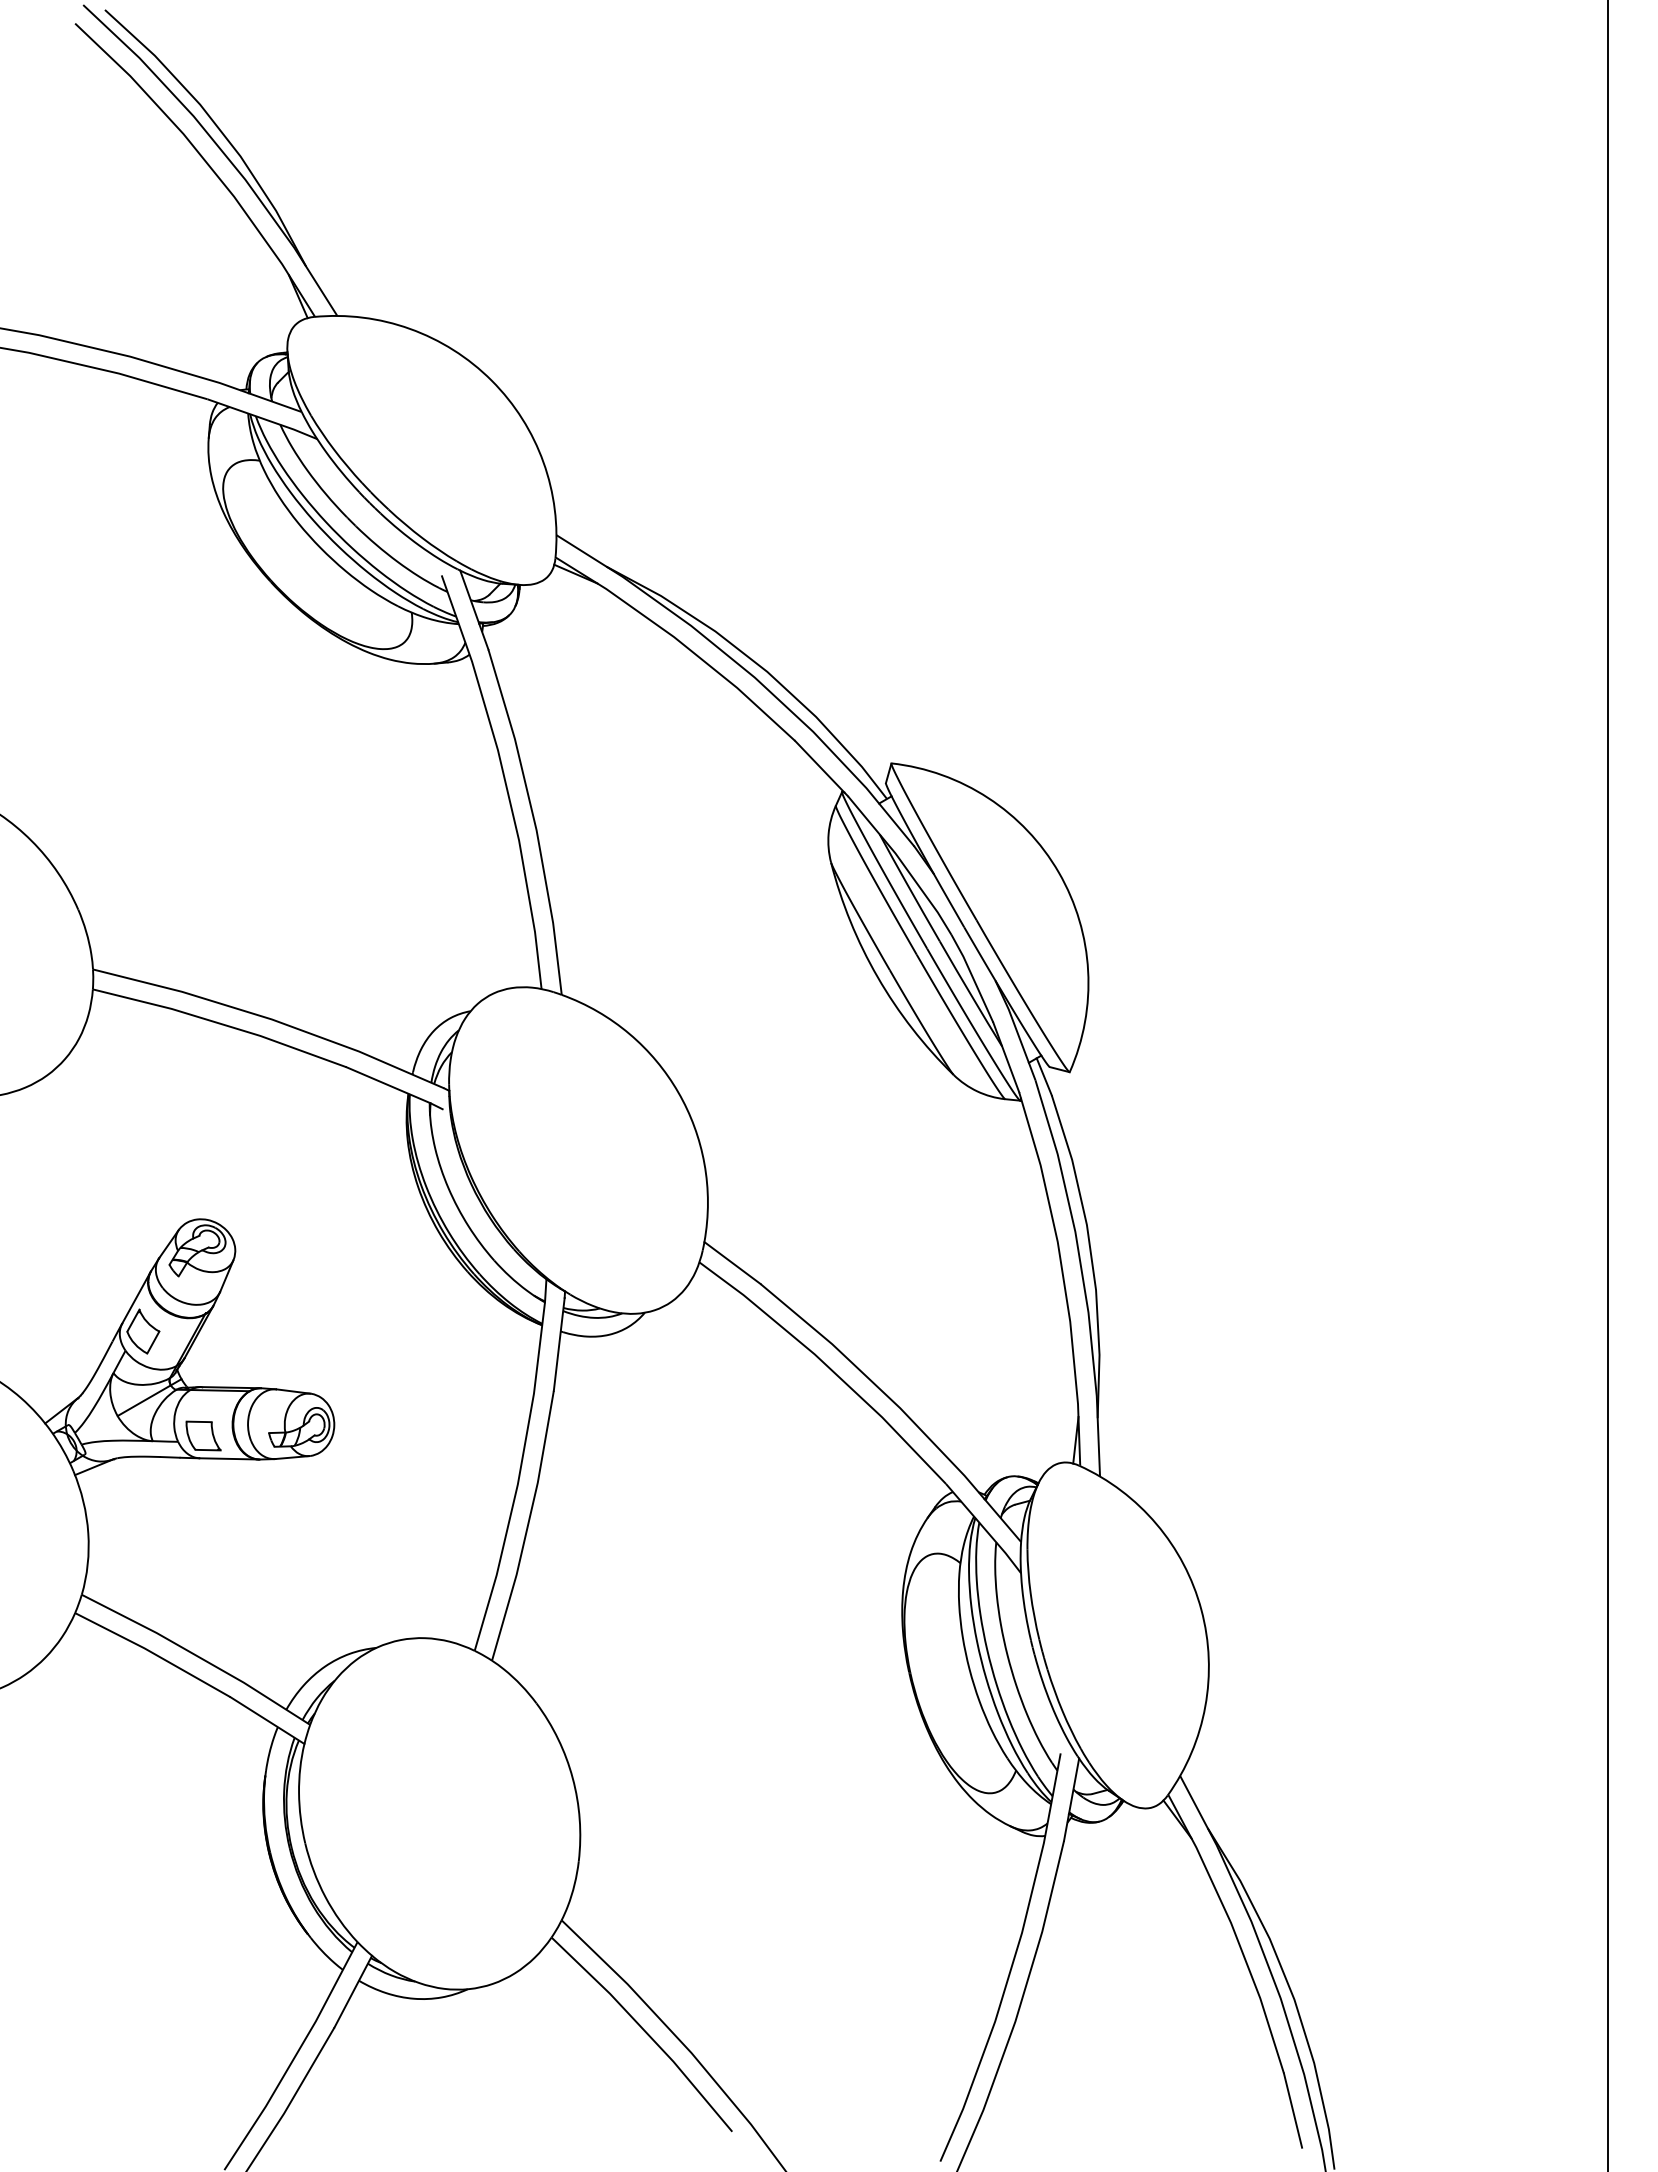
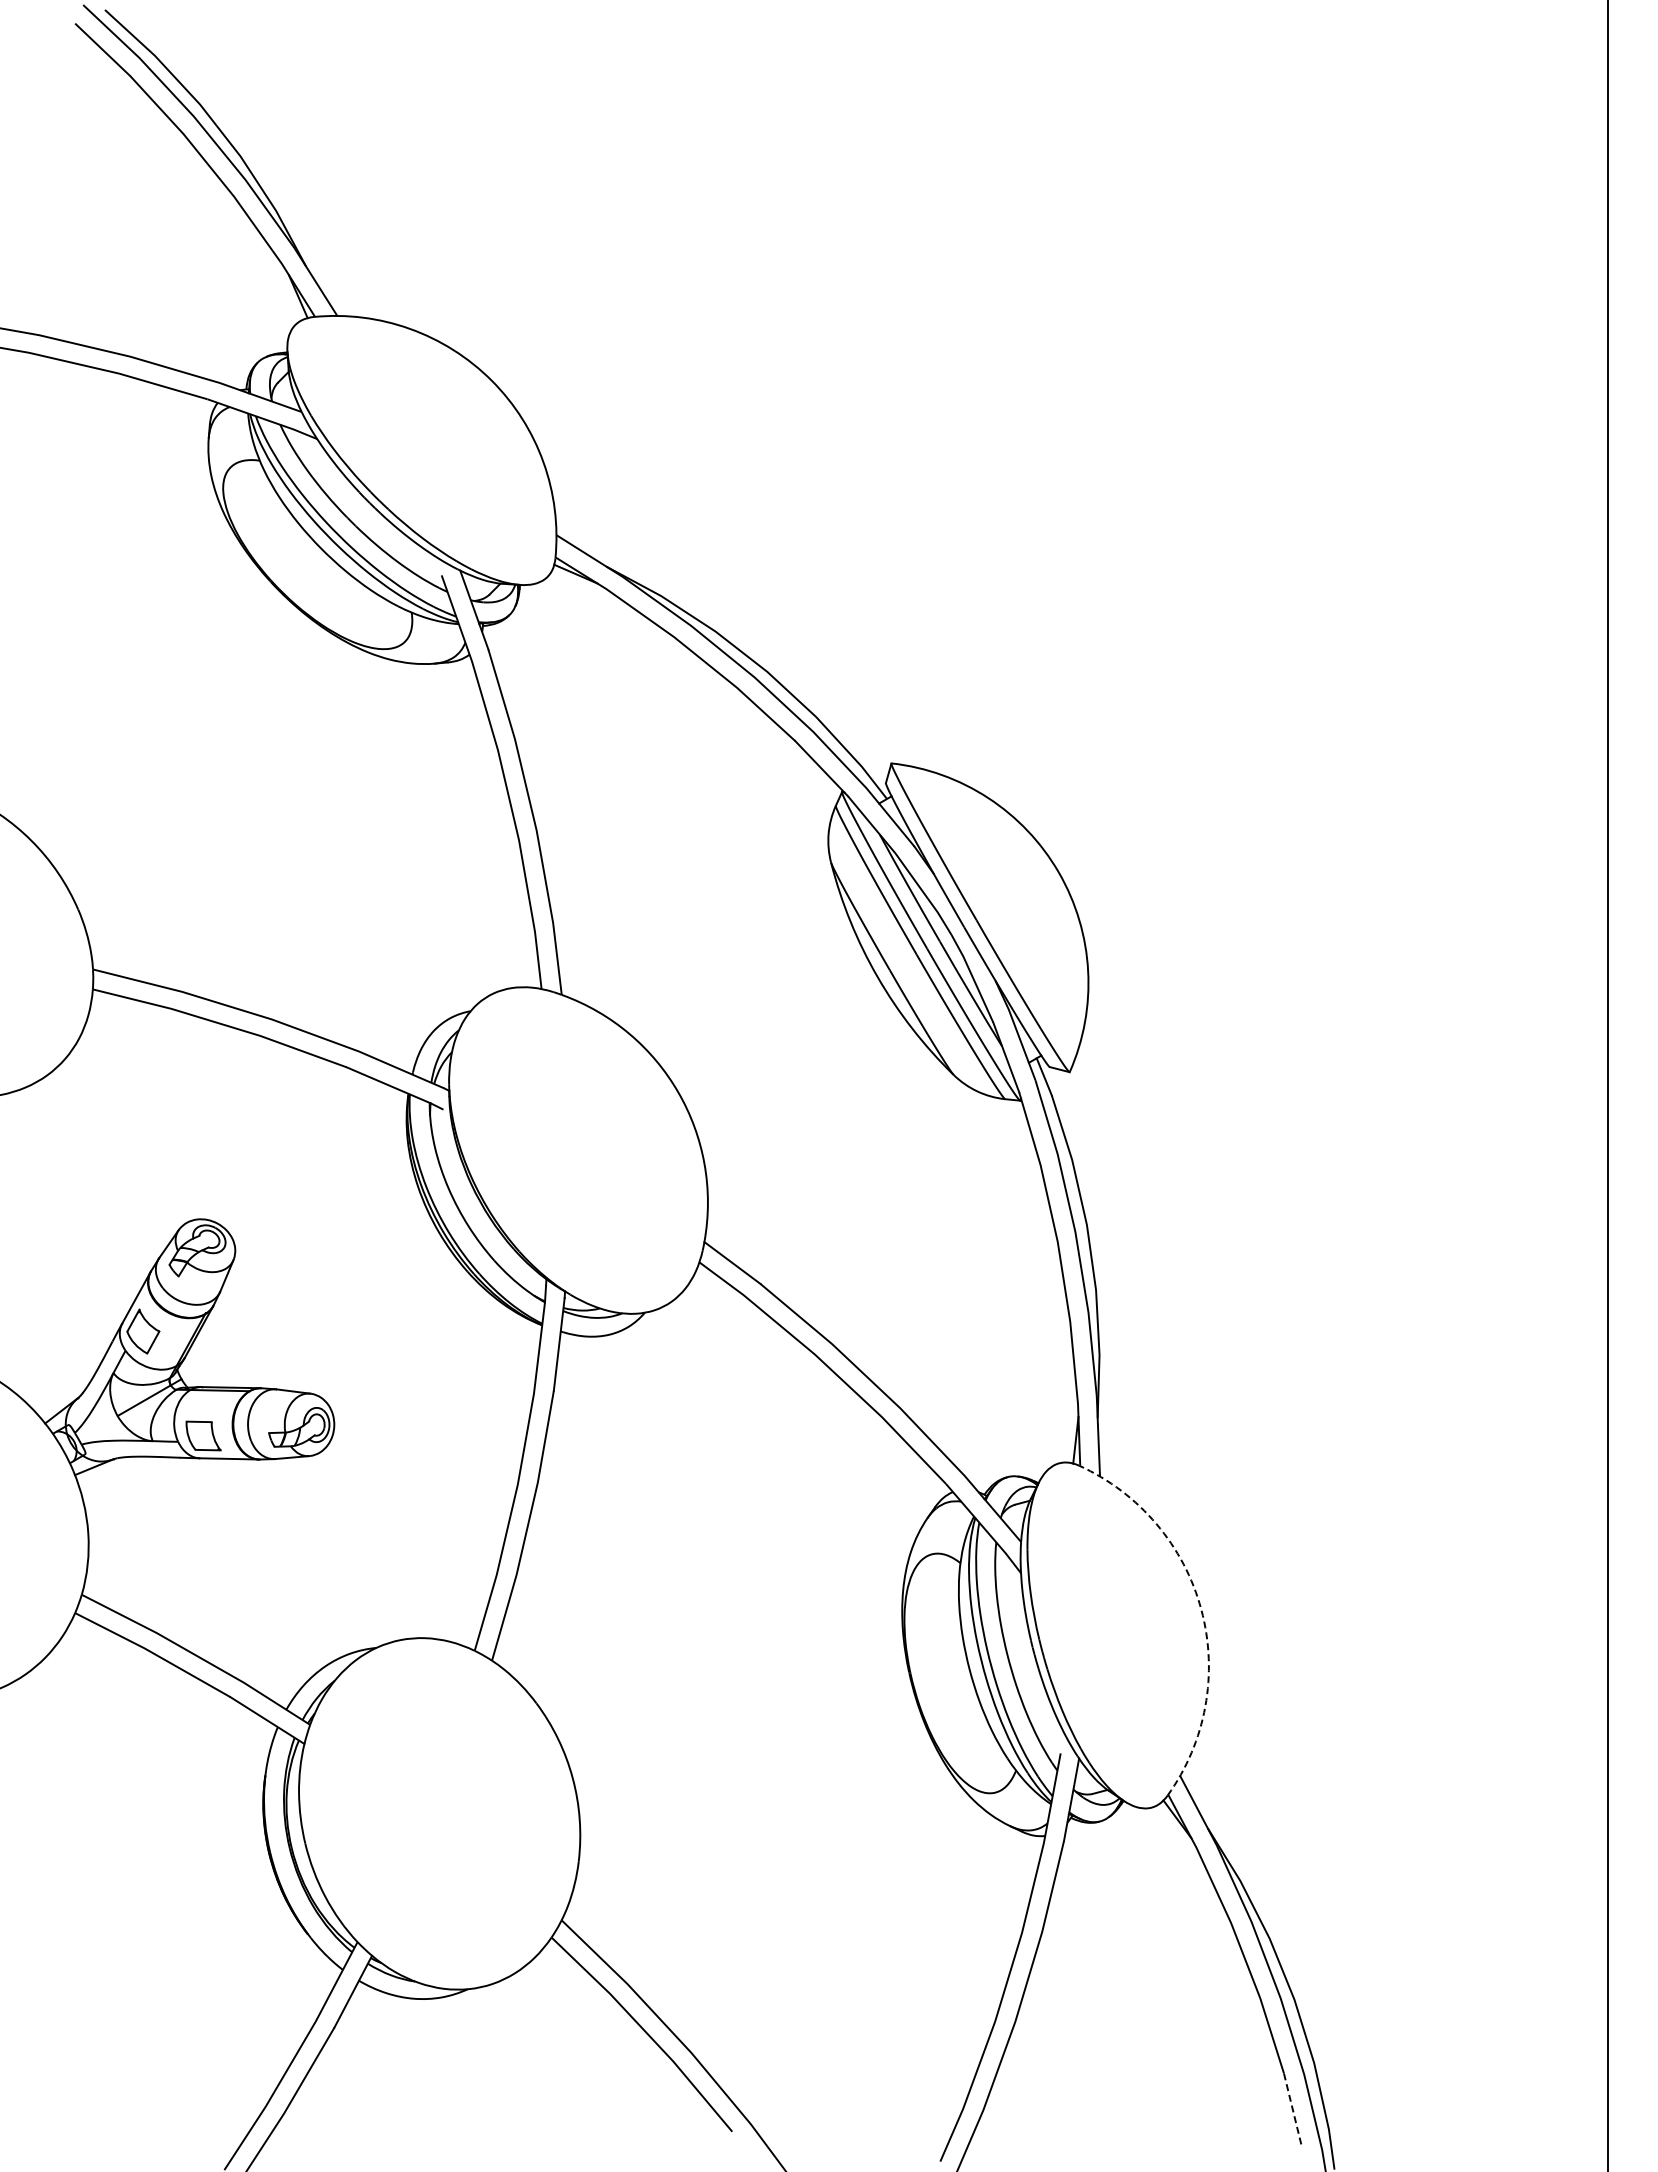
arc: solid -> dashed (1201, 1609)
line: solid -> dashed (1293, 2111)
